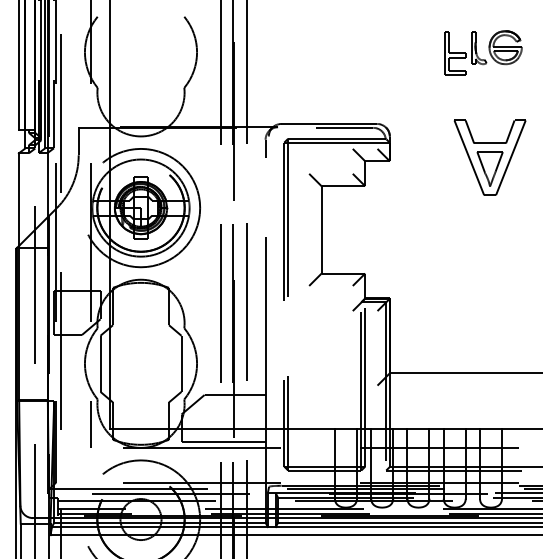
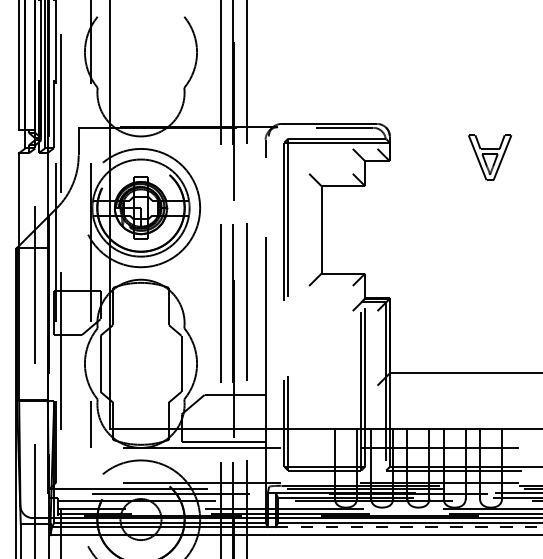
part: present -> none (483, 52)
part size: 74x77 px -> 45x47 px (490, 157)
line: solid -> dashed (409, 527)
